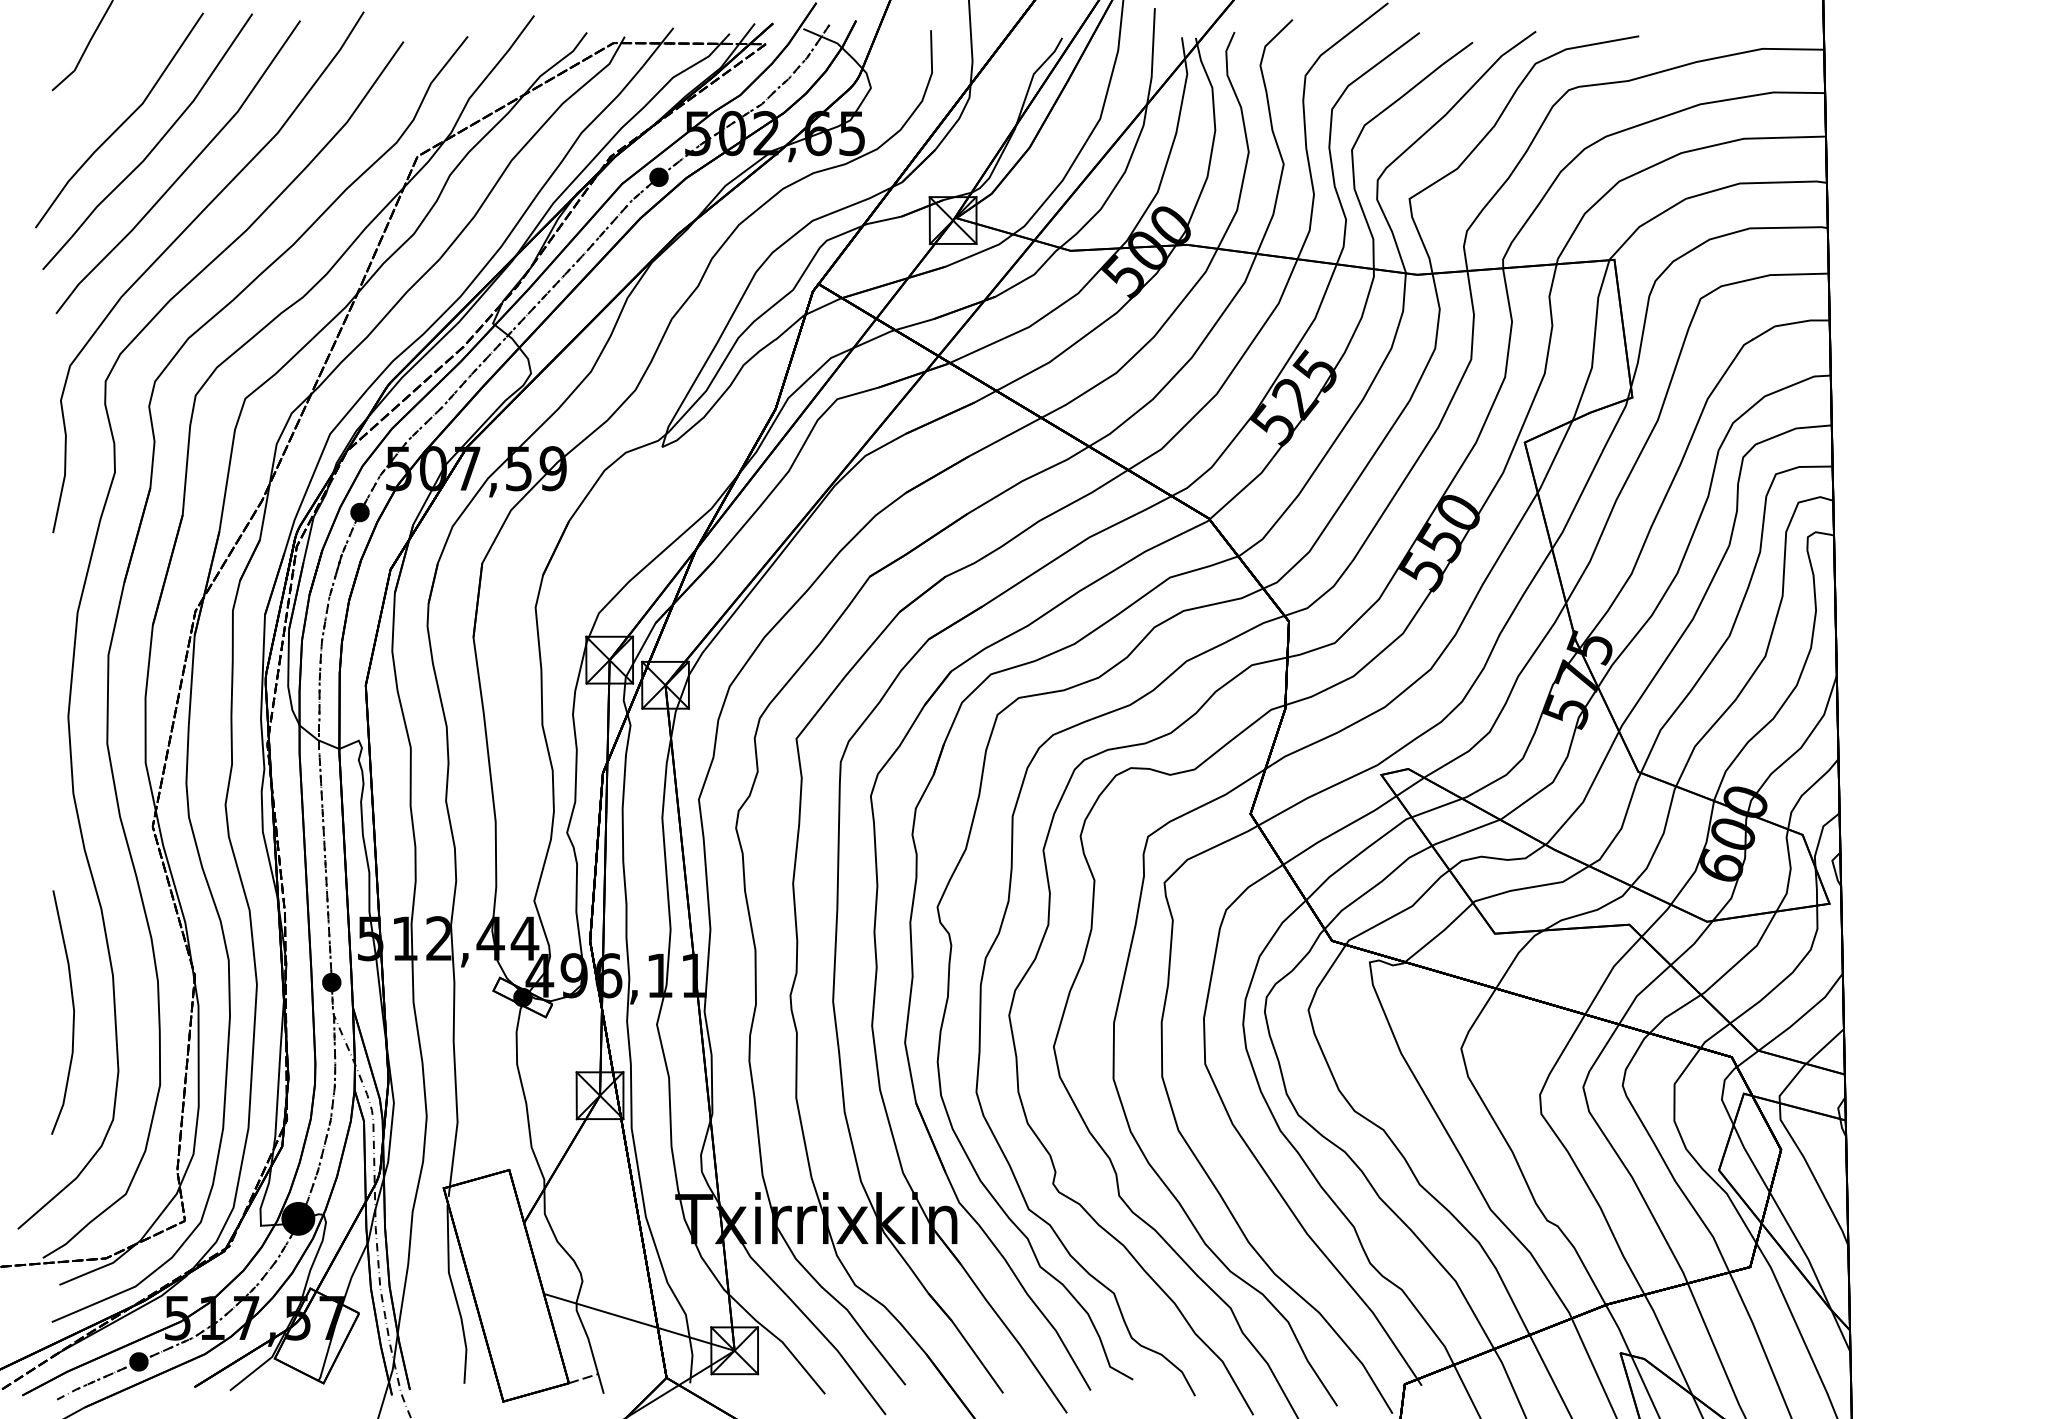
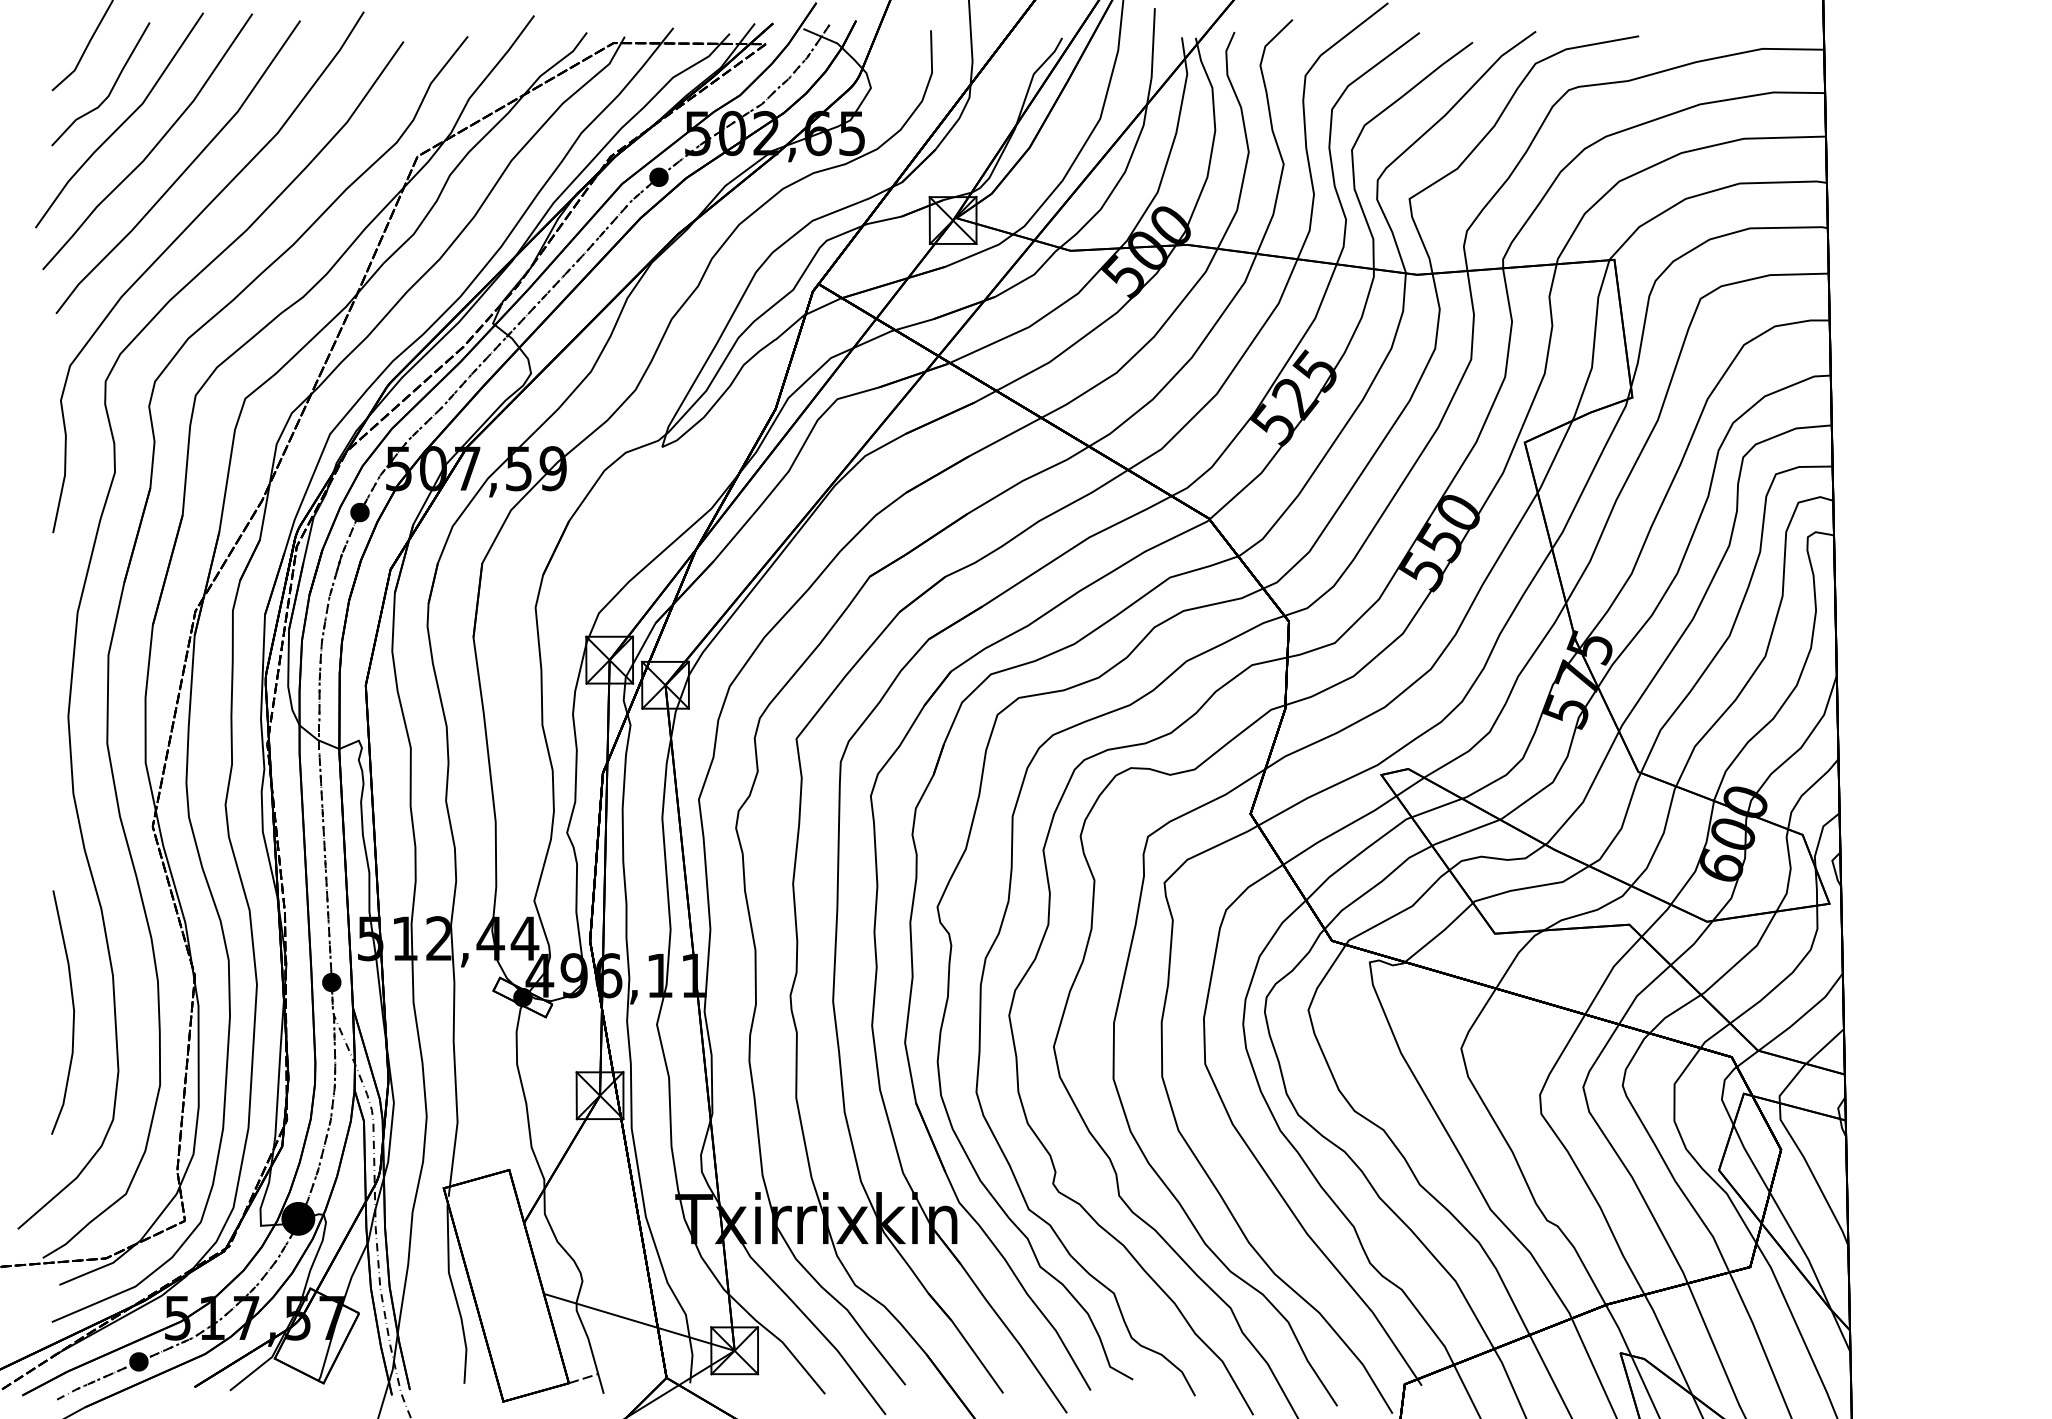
curve: none -> present (110, 90)
